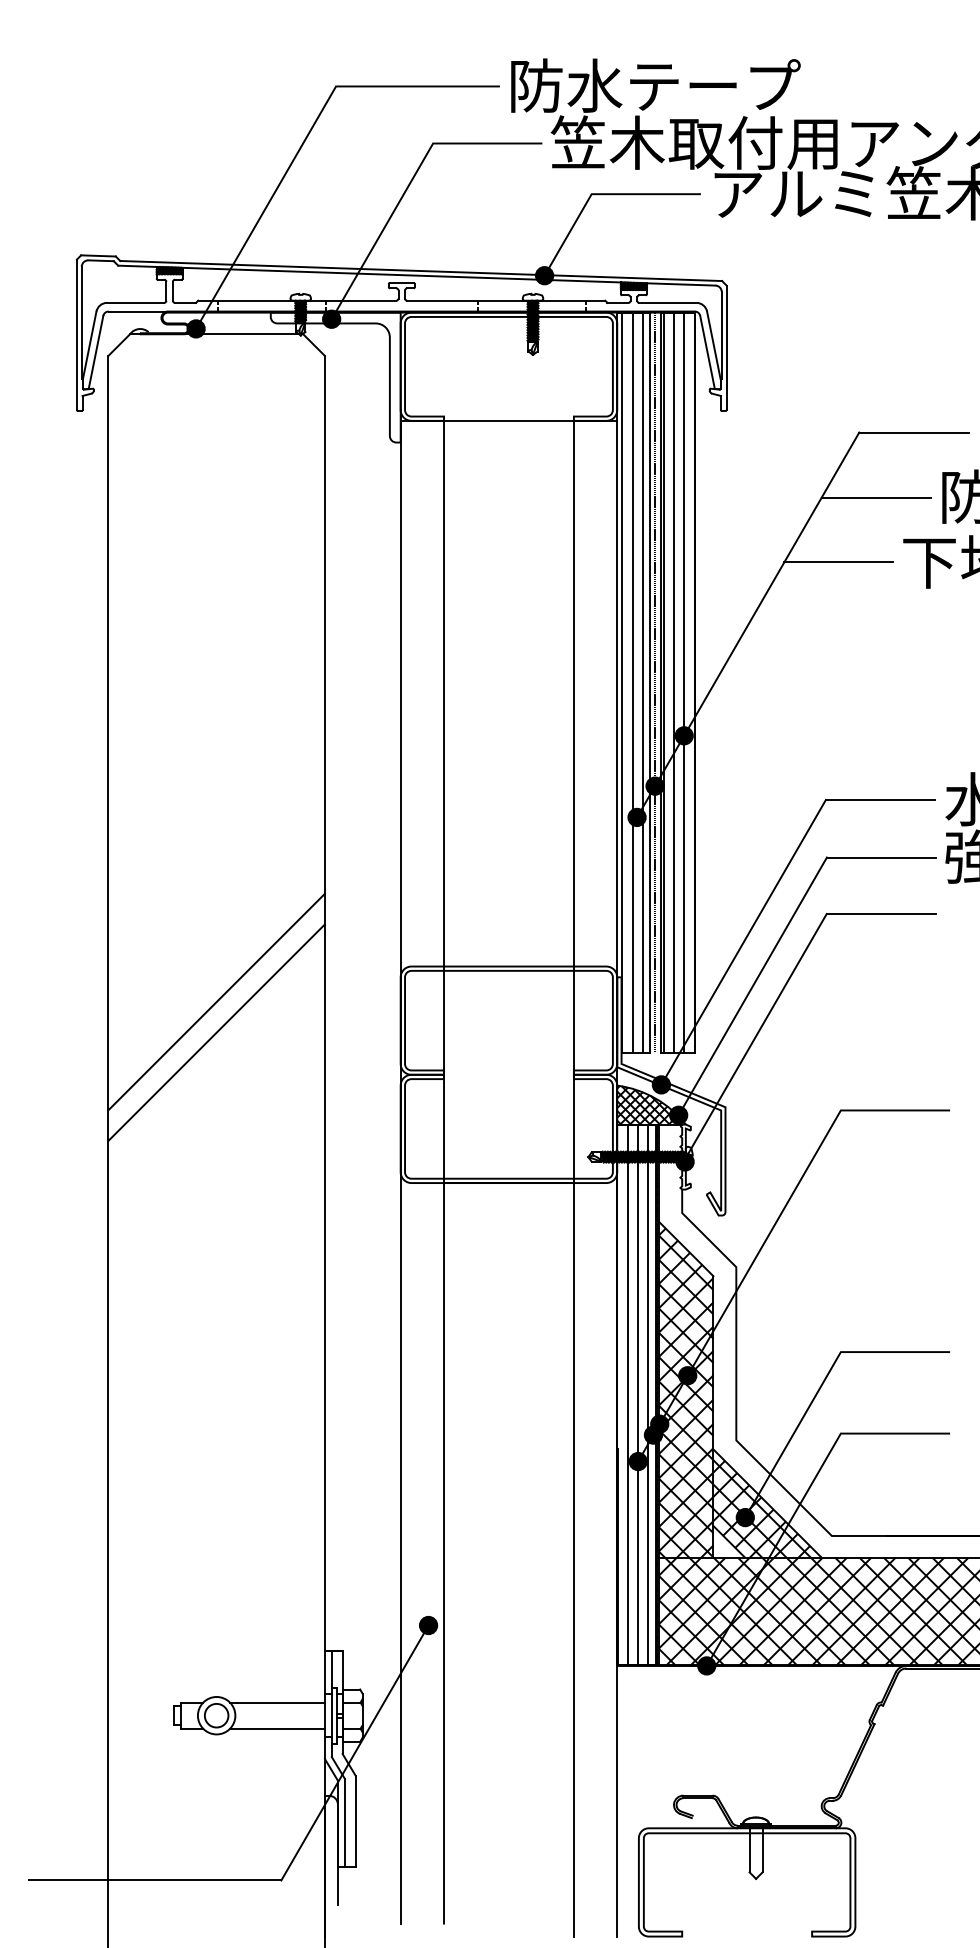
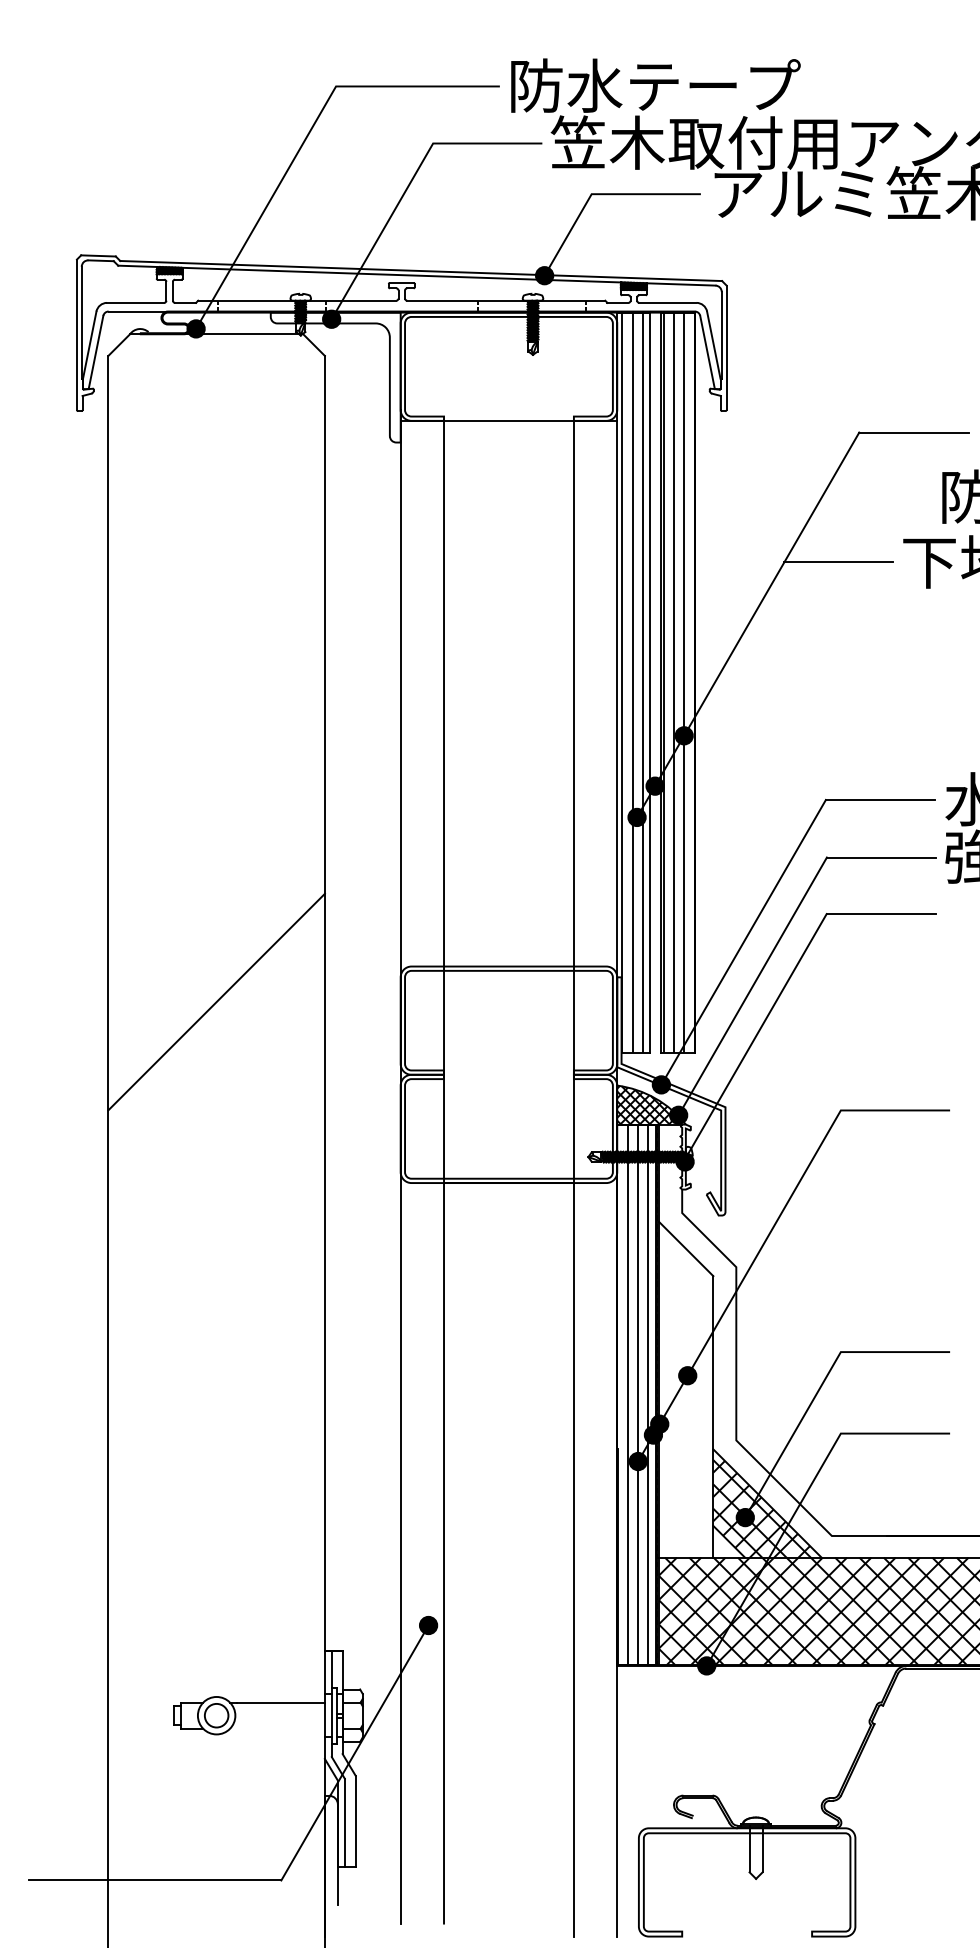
line: present -> none (875, 497)
line: present -> none (655, 682)
line: present -> none (216, 1032)
hatch: present -> none (686, 1392)
line: present -> none (277, 1728)
